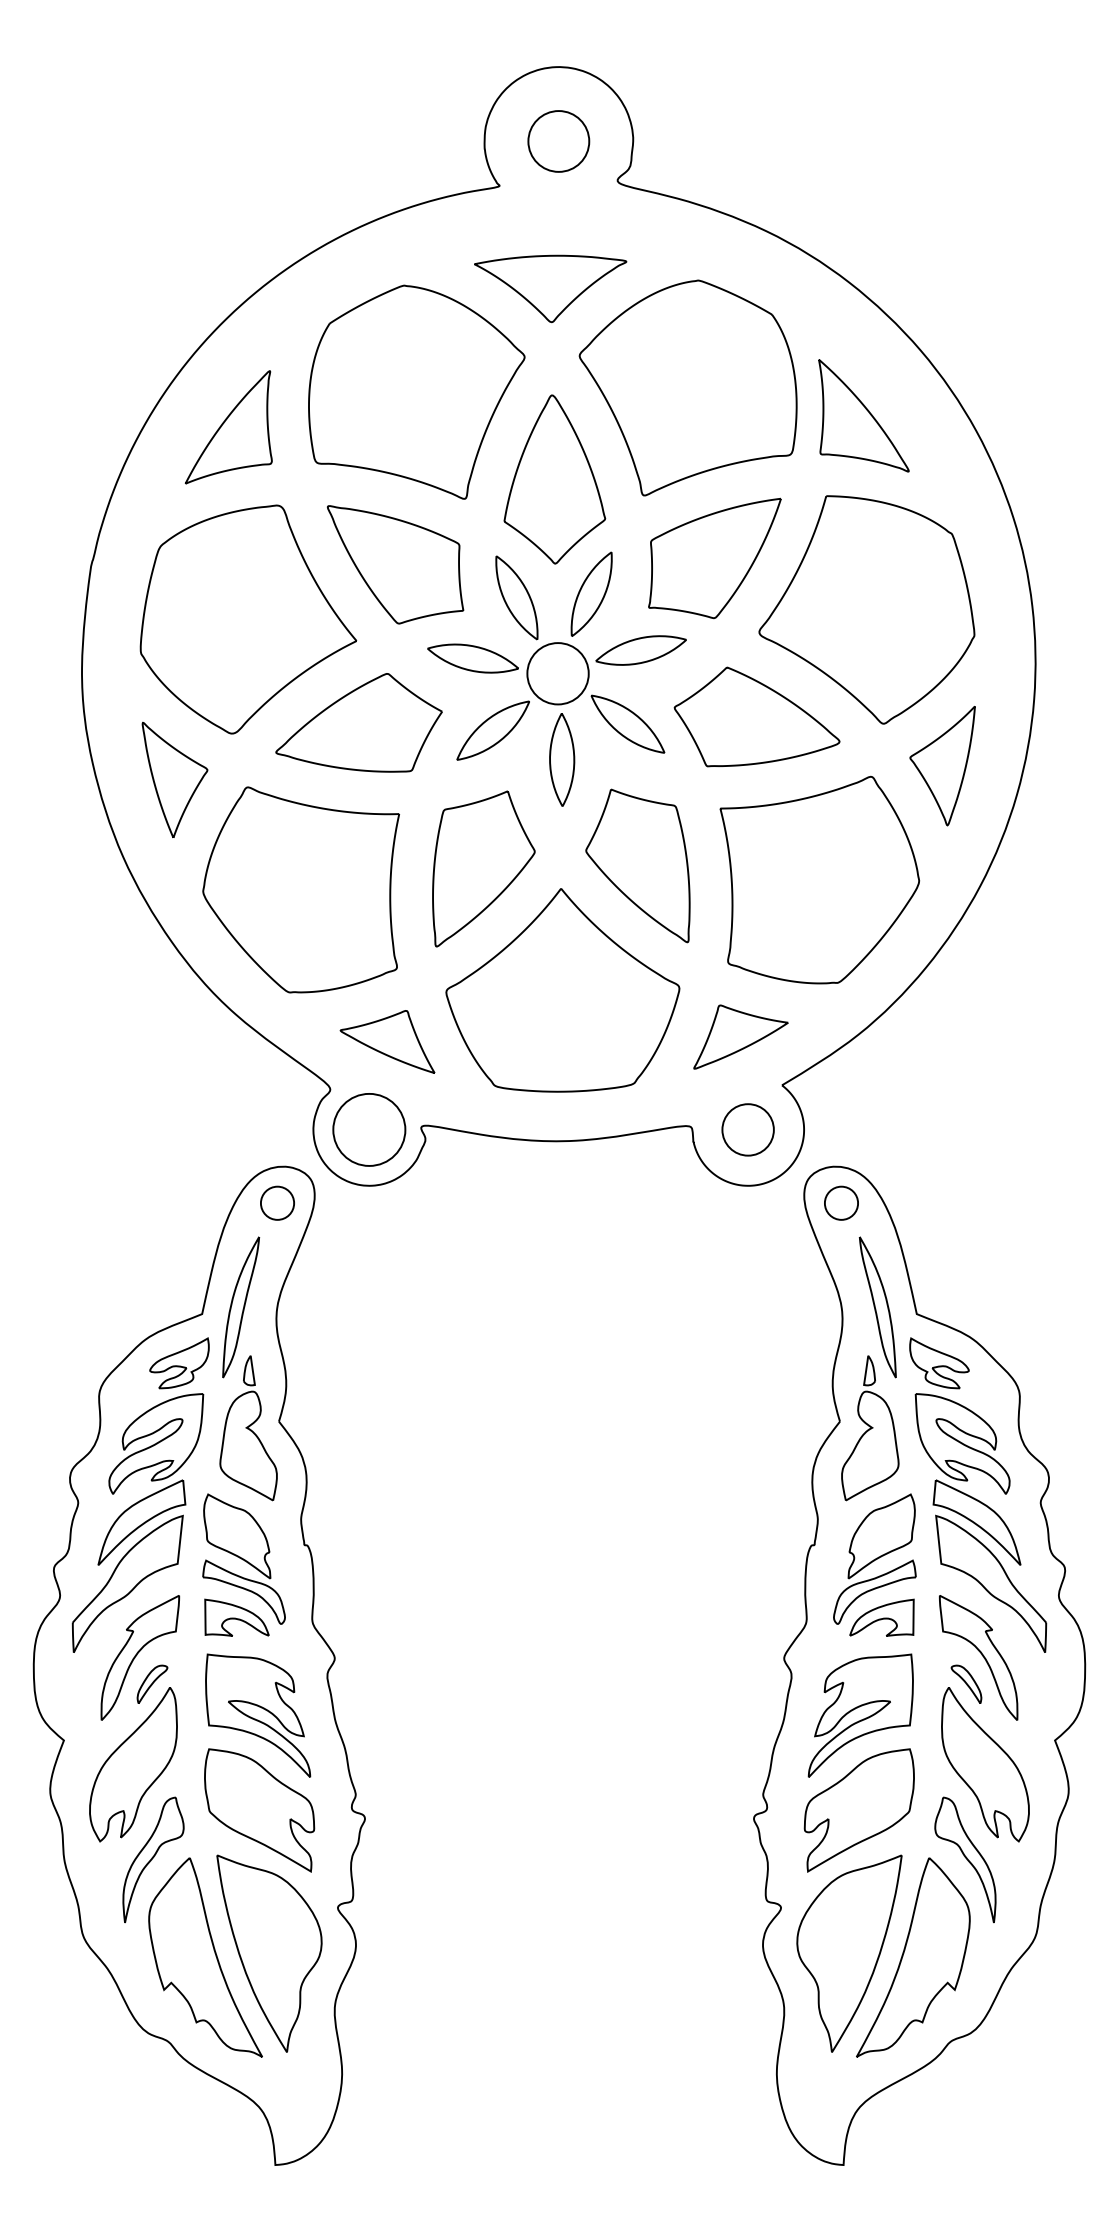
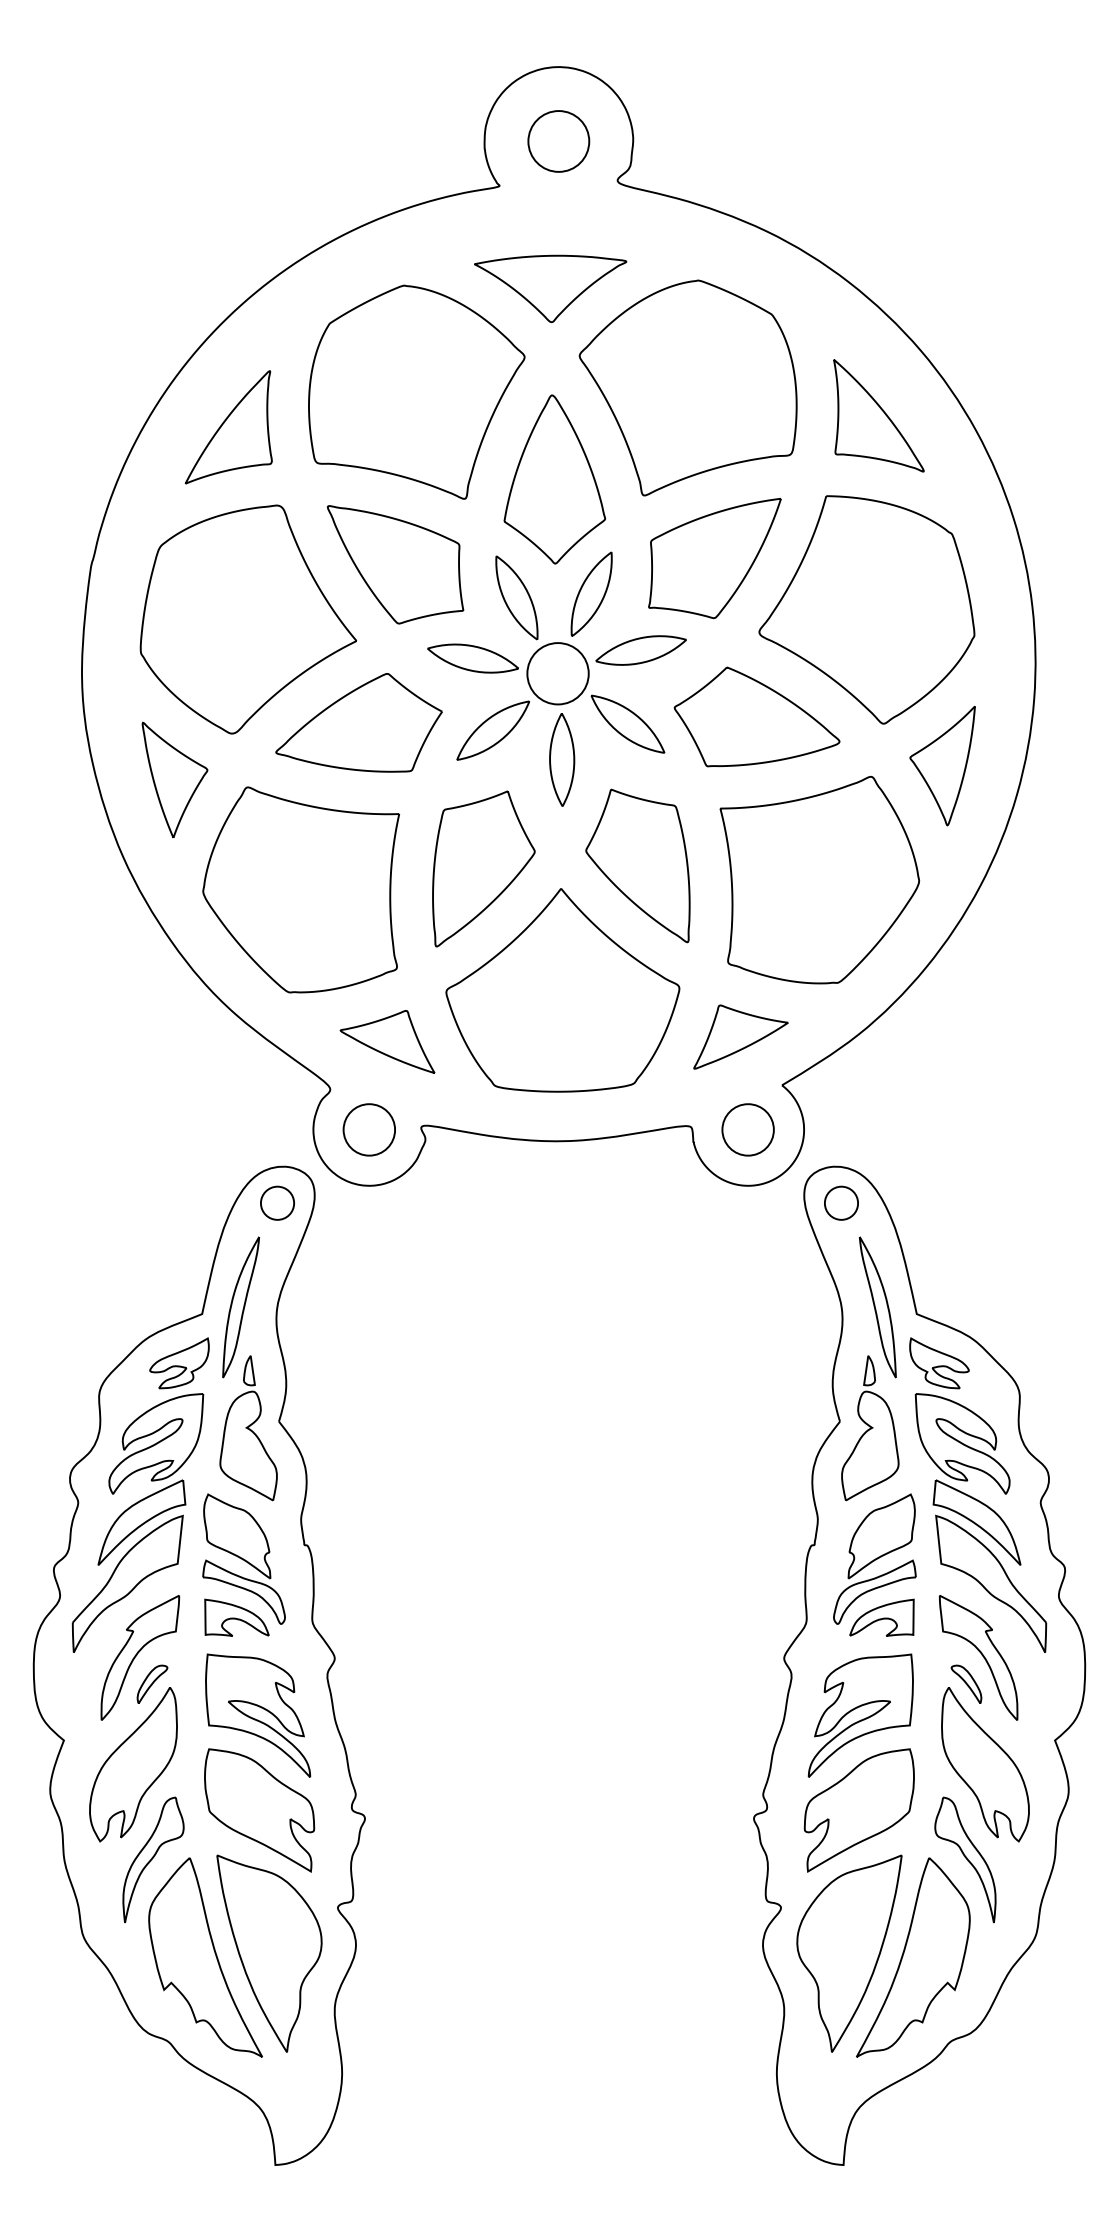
part position: (863, 415) -> (878, 415) (878, 415)
circle diameter: 72 px -> 51 px (369, 1129)
